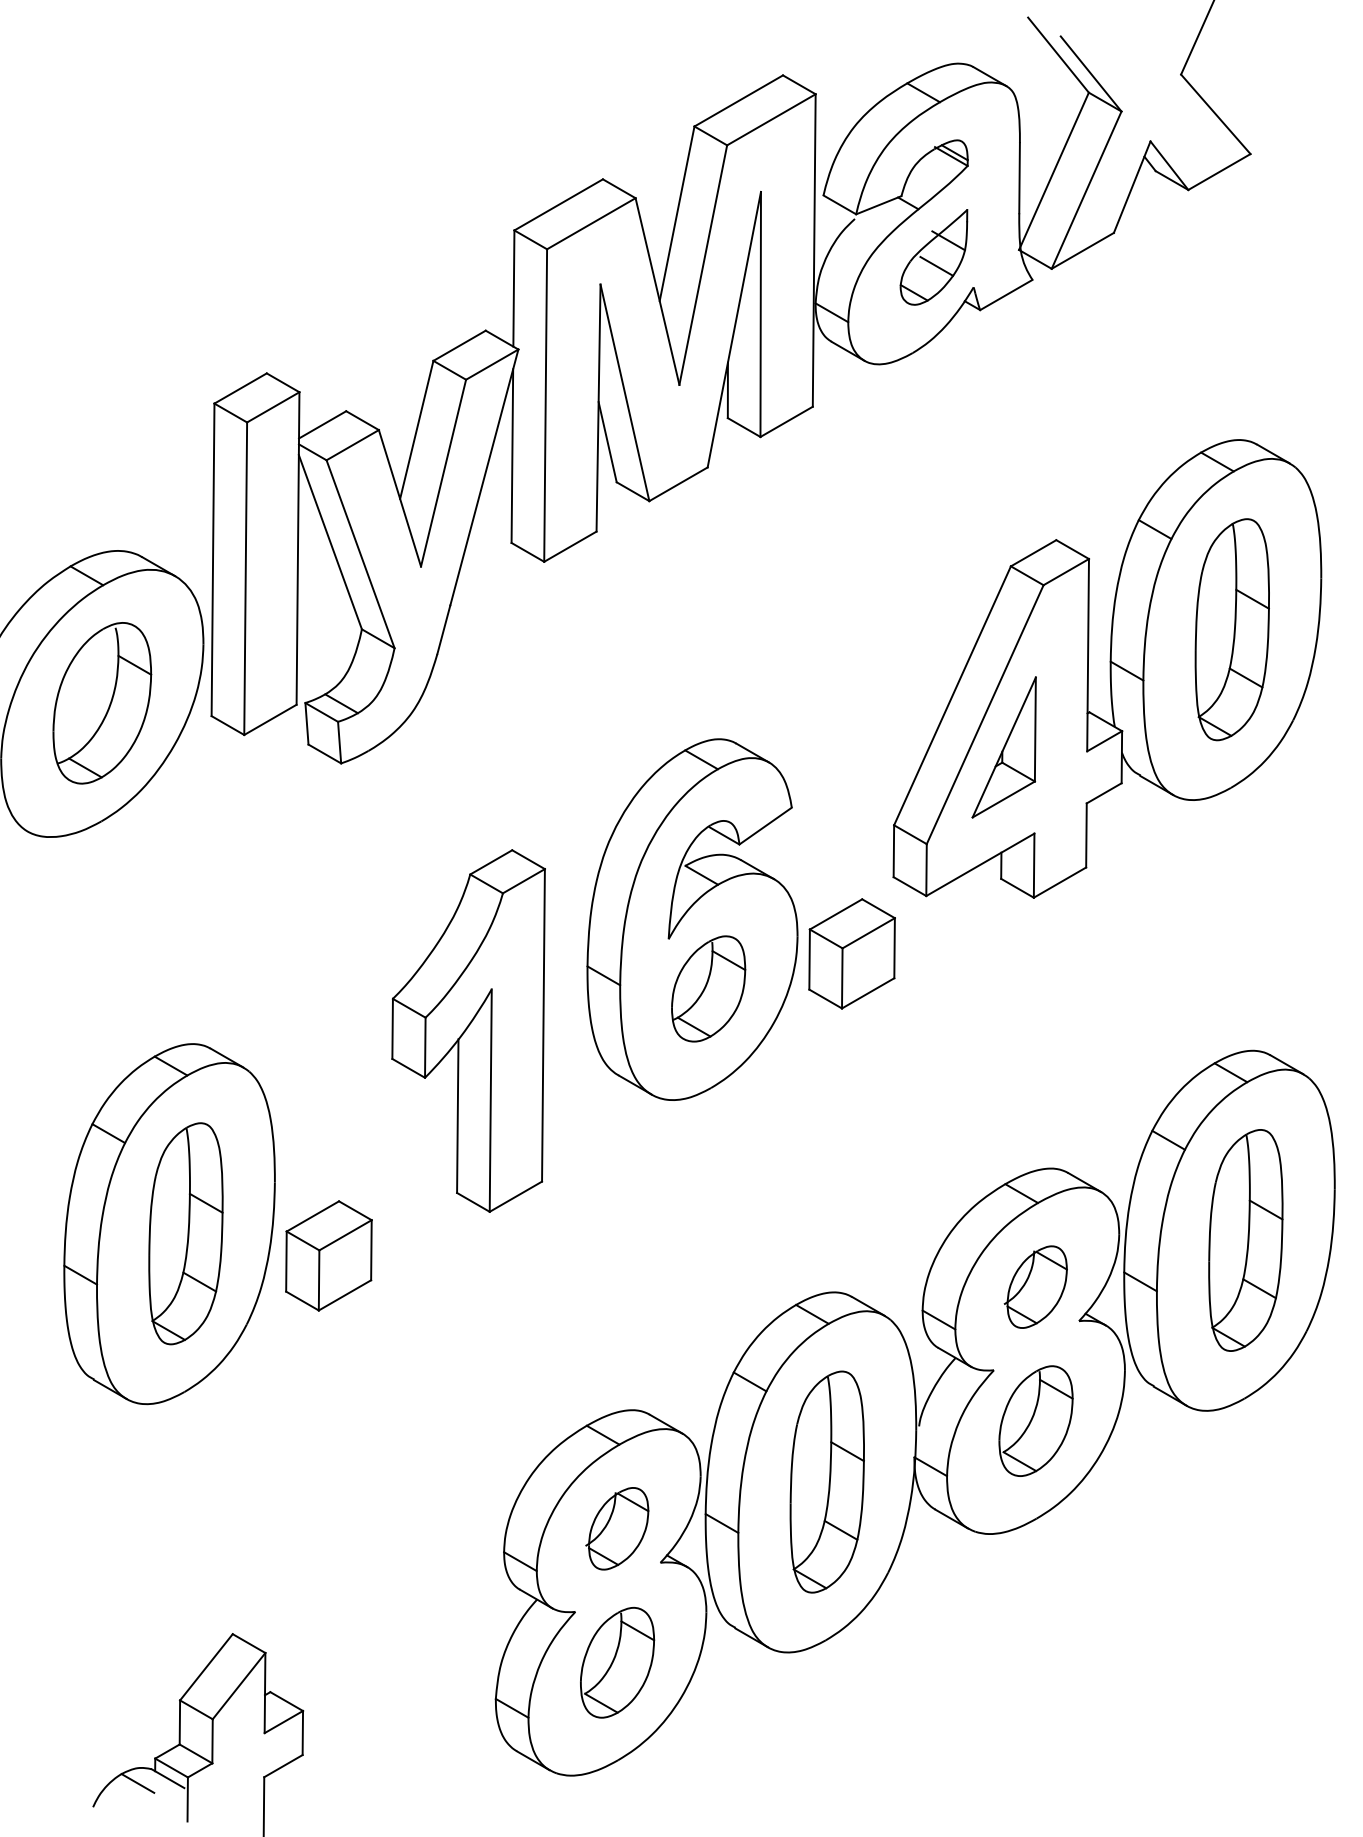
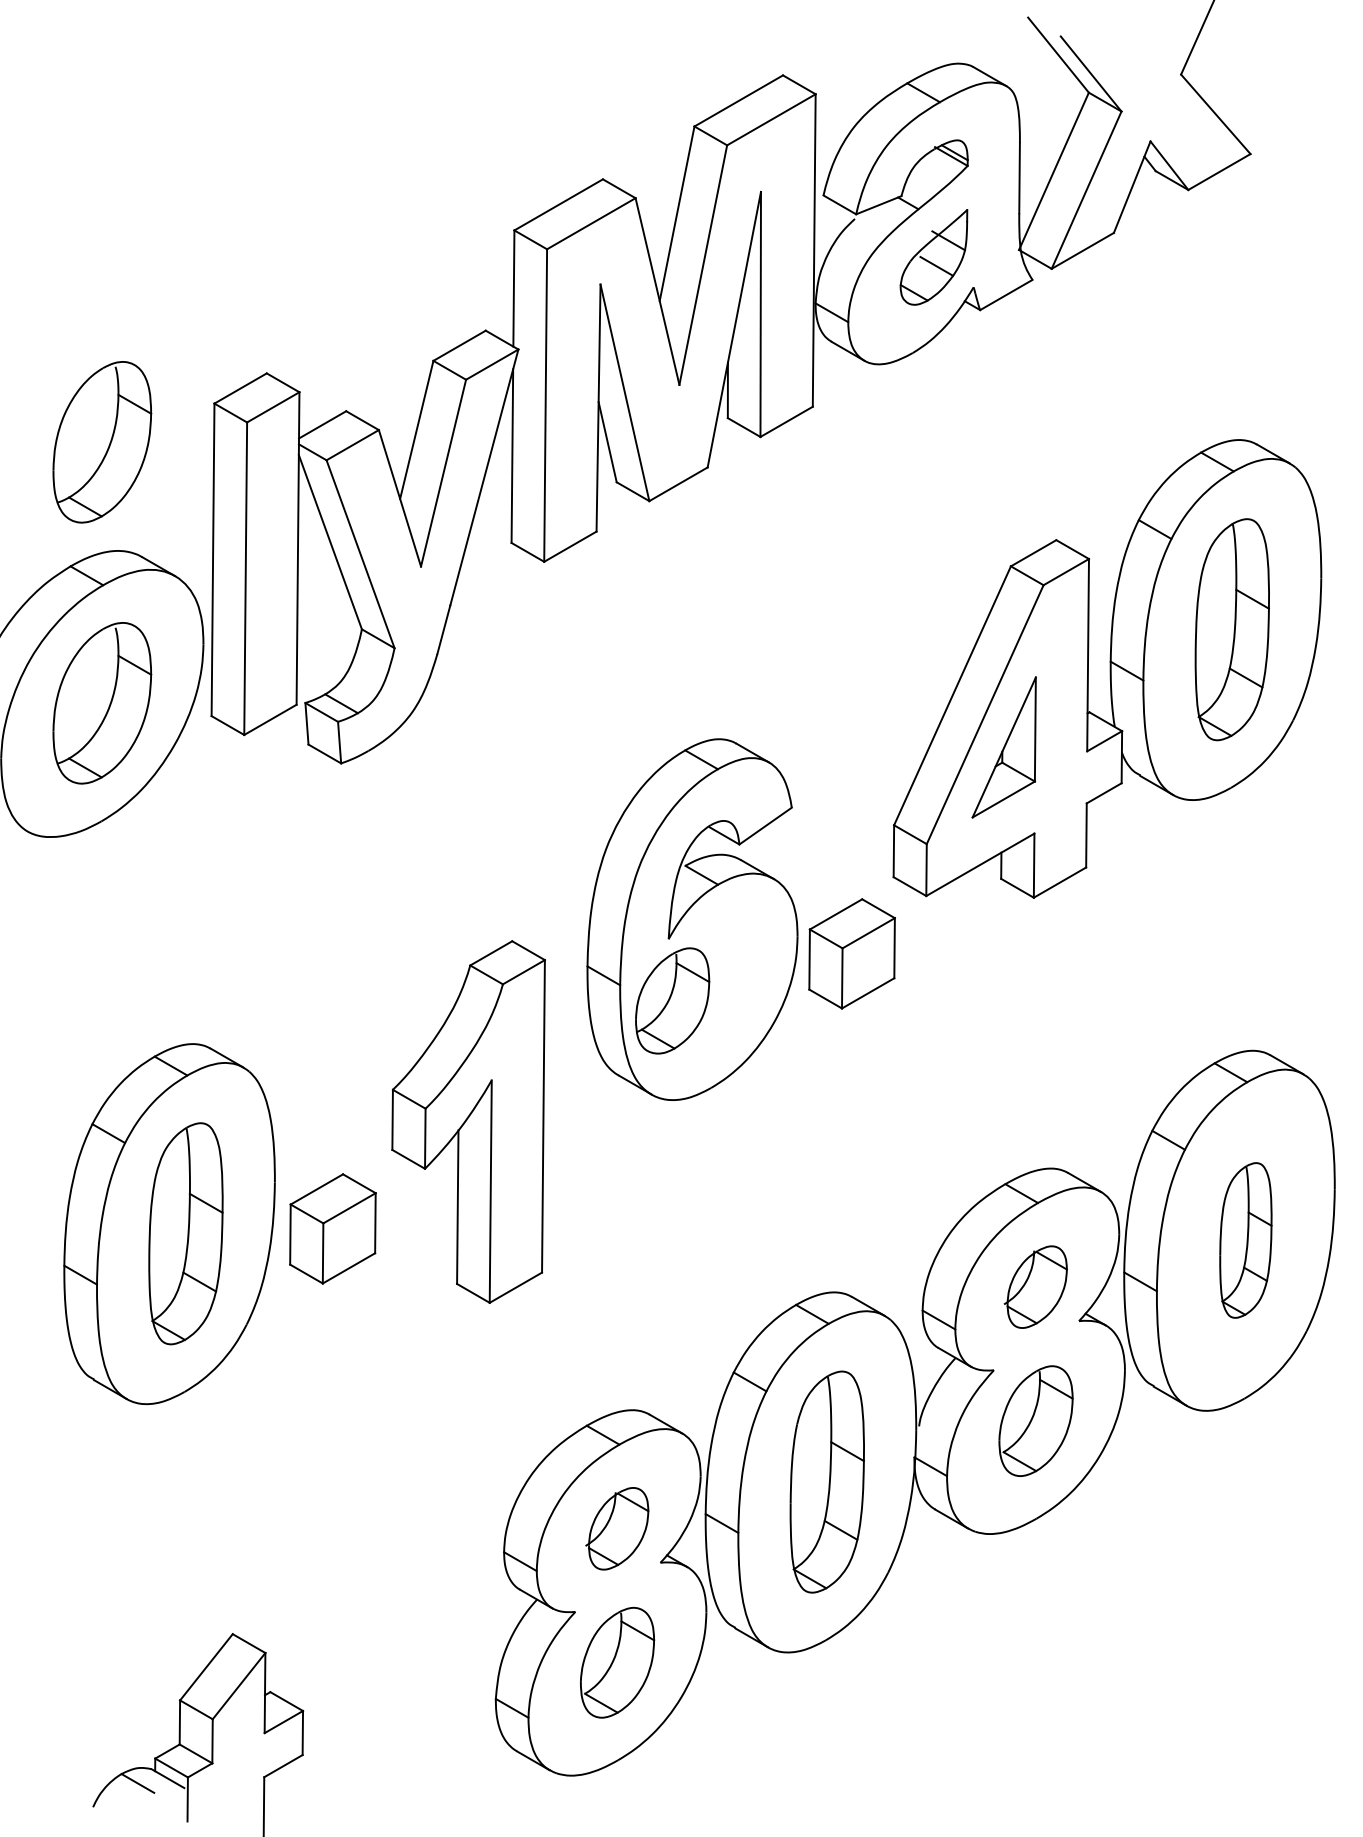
part: none -> present (102, 442)
part position: (708, 988) -> (672, 1000) (672, 1000)
part position: (468, 1030) -> (468, 1121) (468, 1121)
part size: 76x223 px -> 54x157 px (1245, 1240)
part position: (328, 1255) -> (332, 1228) (332, 1228)
